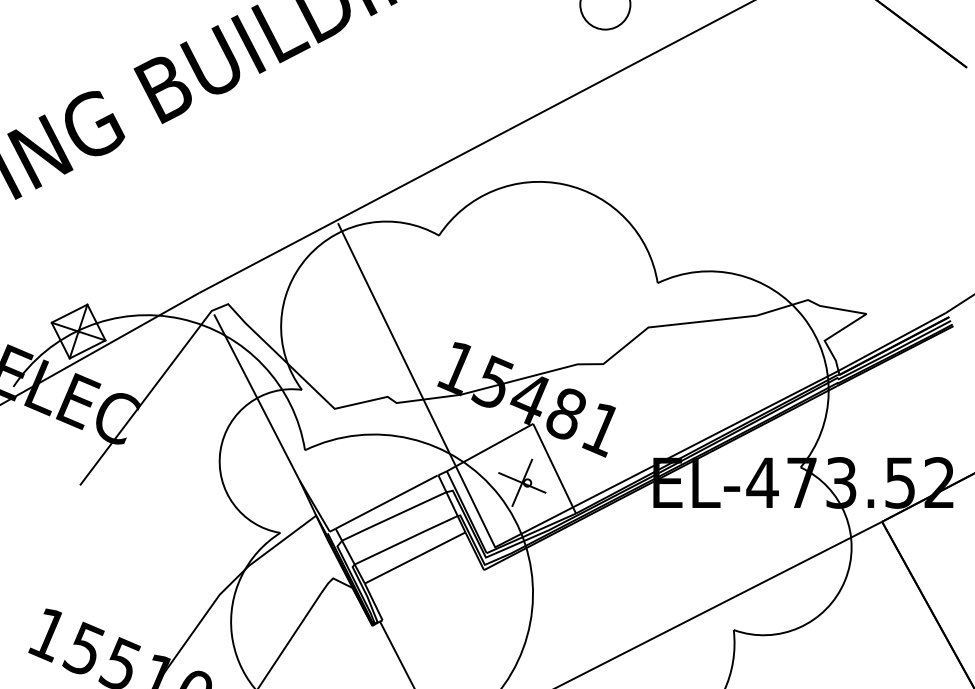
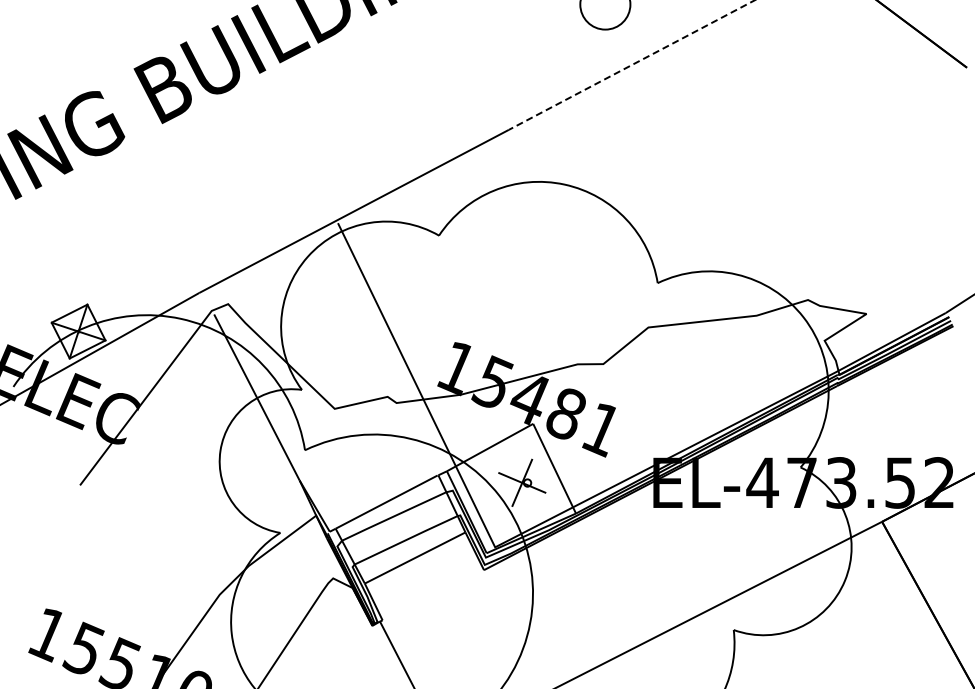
line: solid -> dashed (631, 65)
